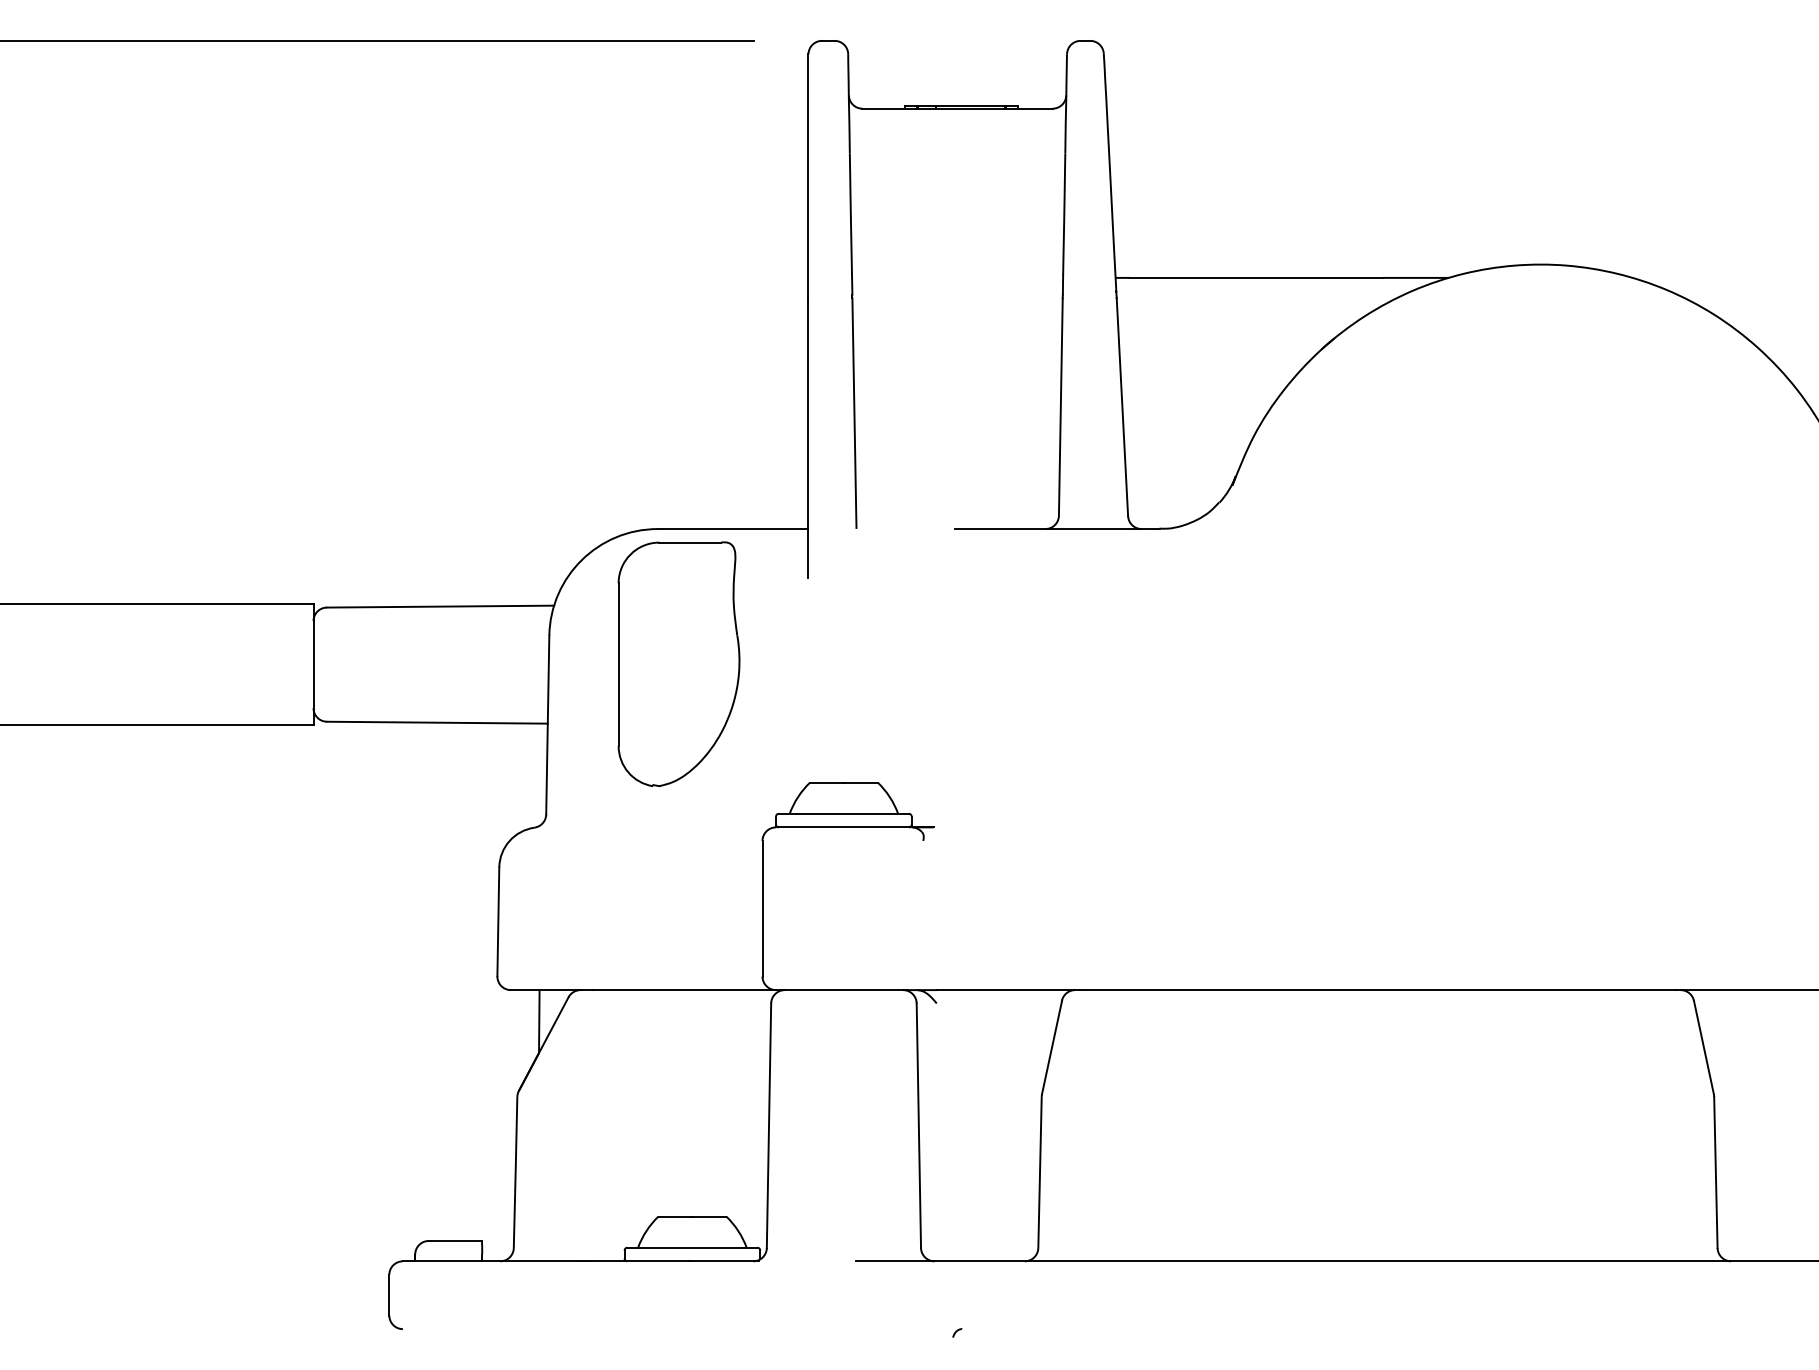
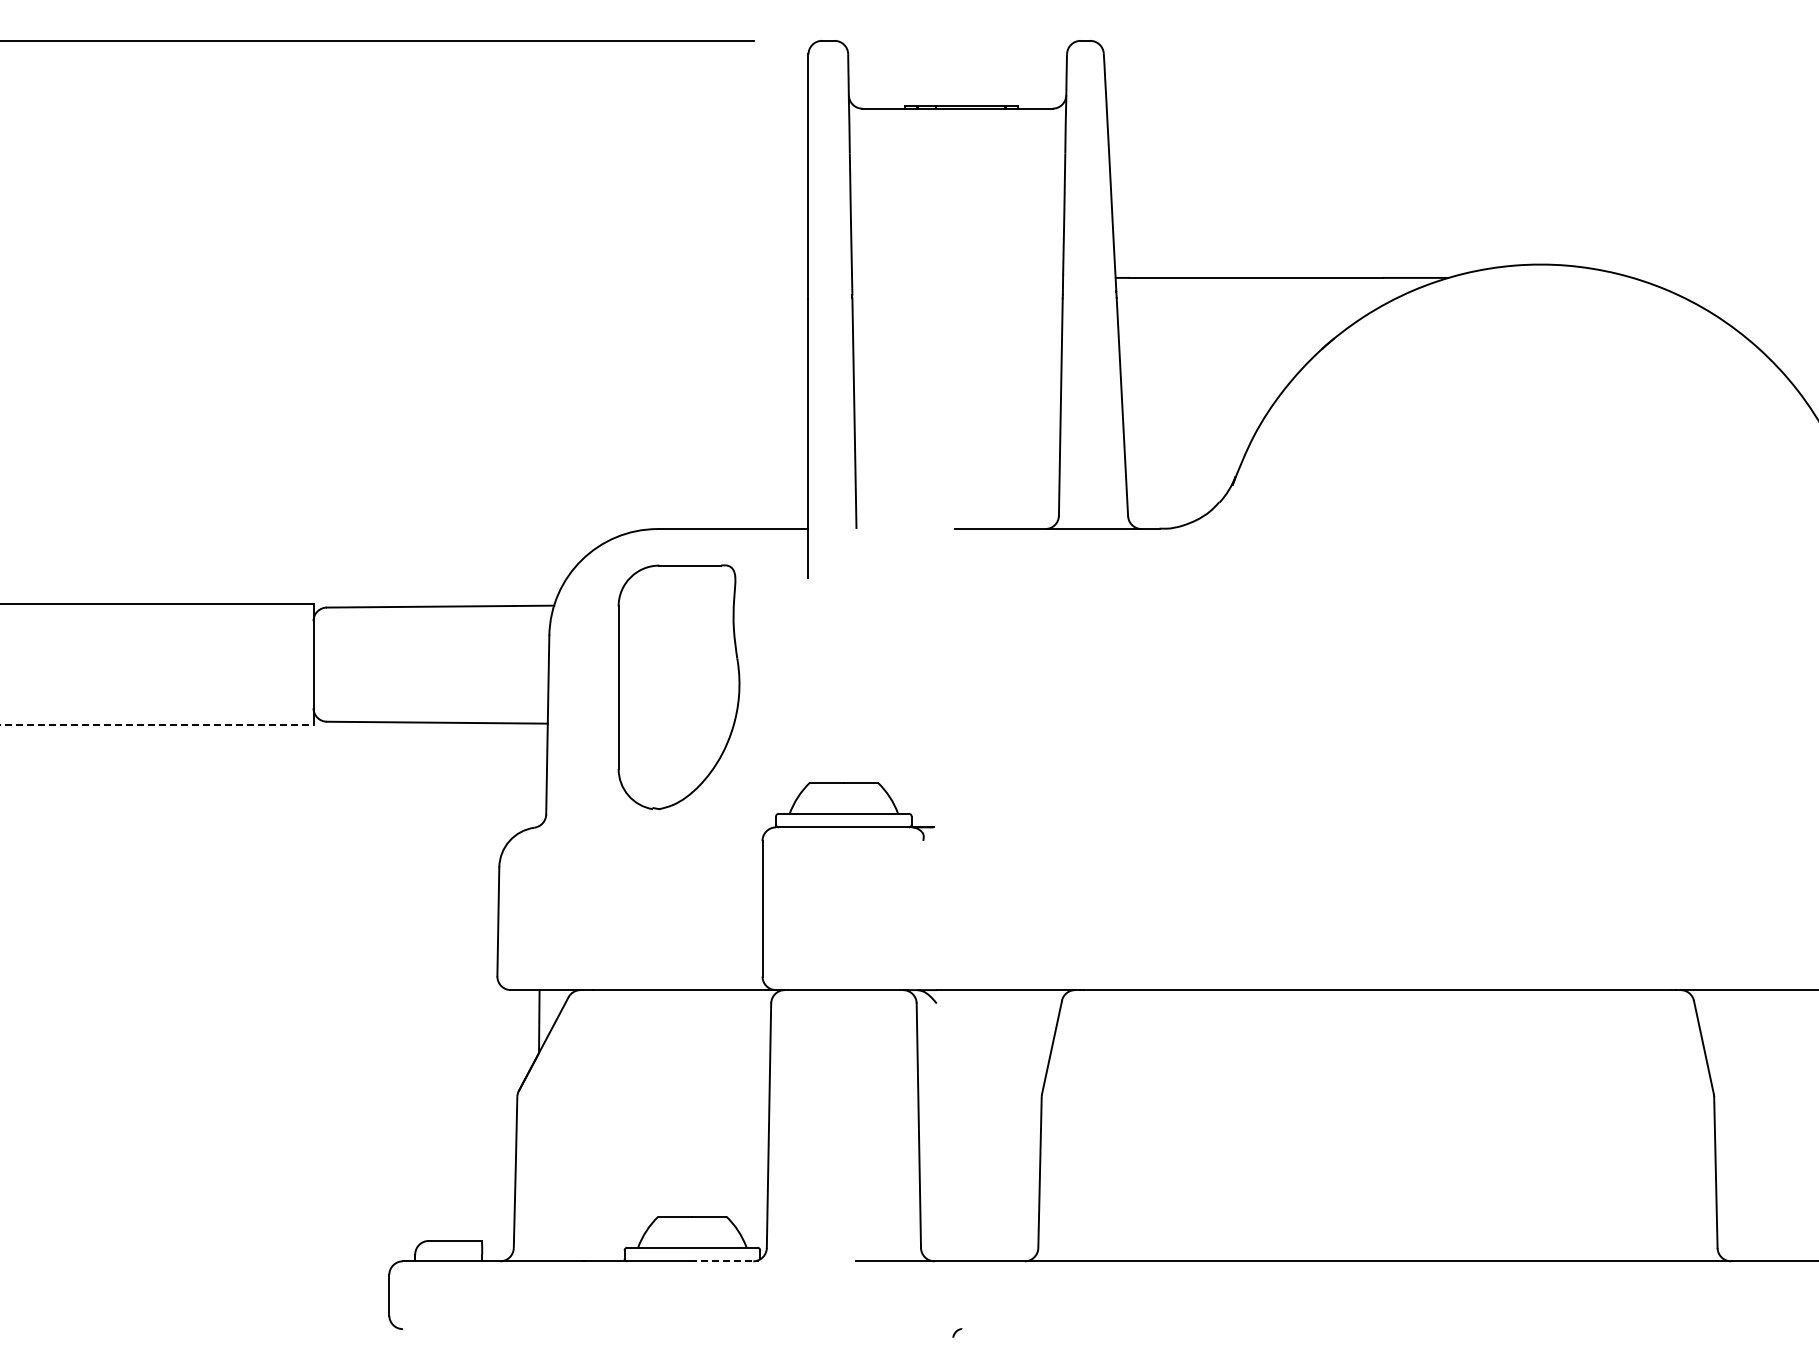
part position: (678, 664) -> (678, 687) (678, 687)
line: solid -> dashed (157, 725)
line: solid -> dashed (725, 1261)
